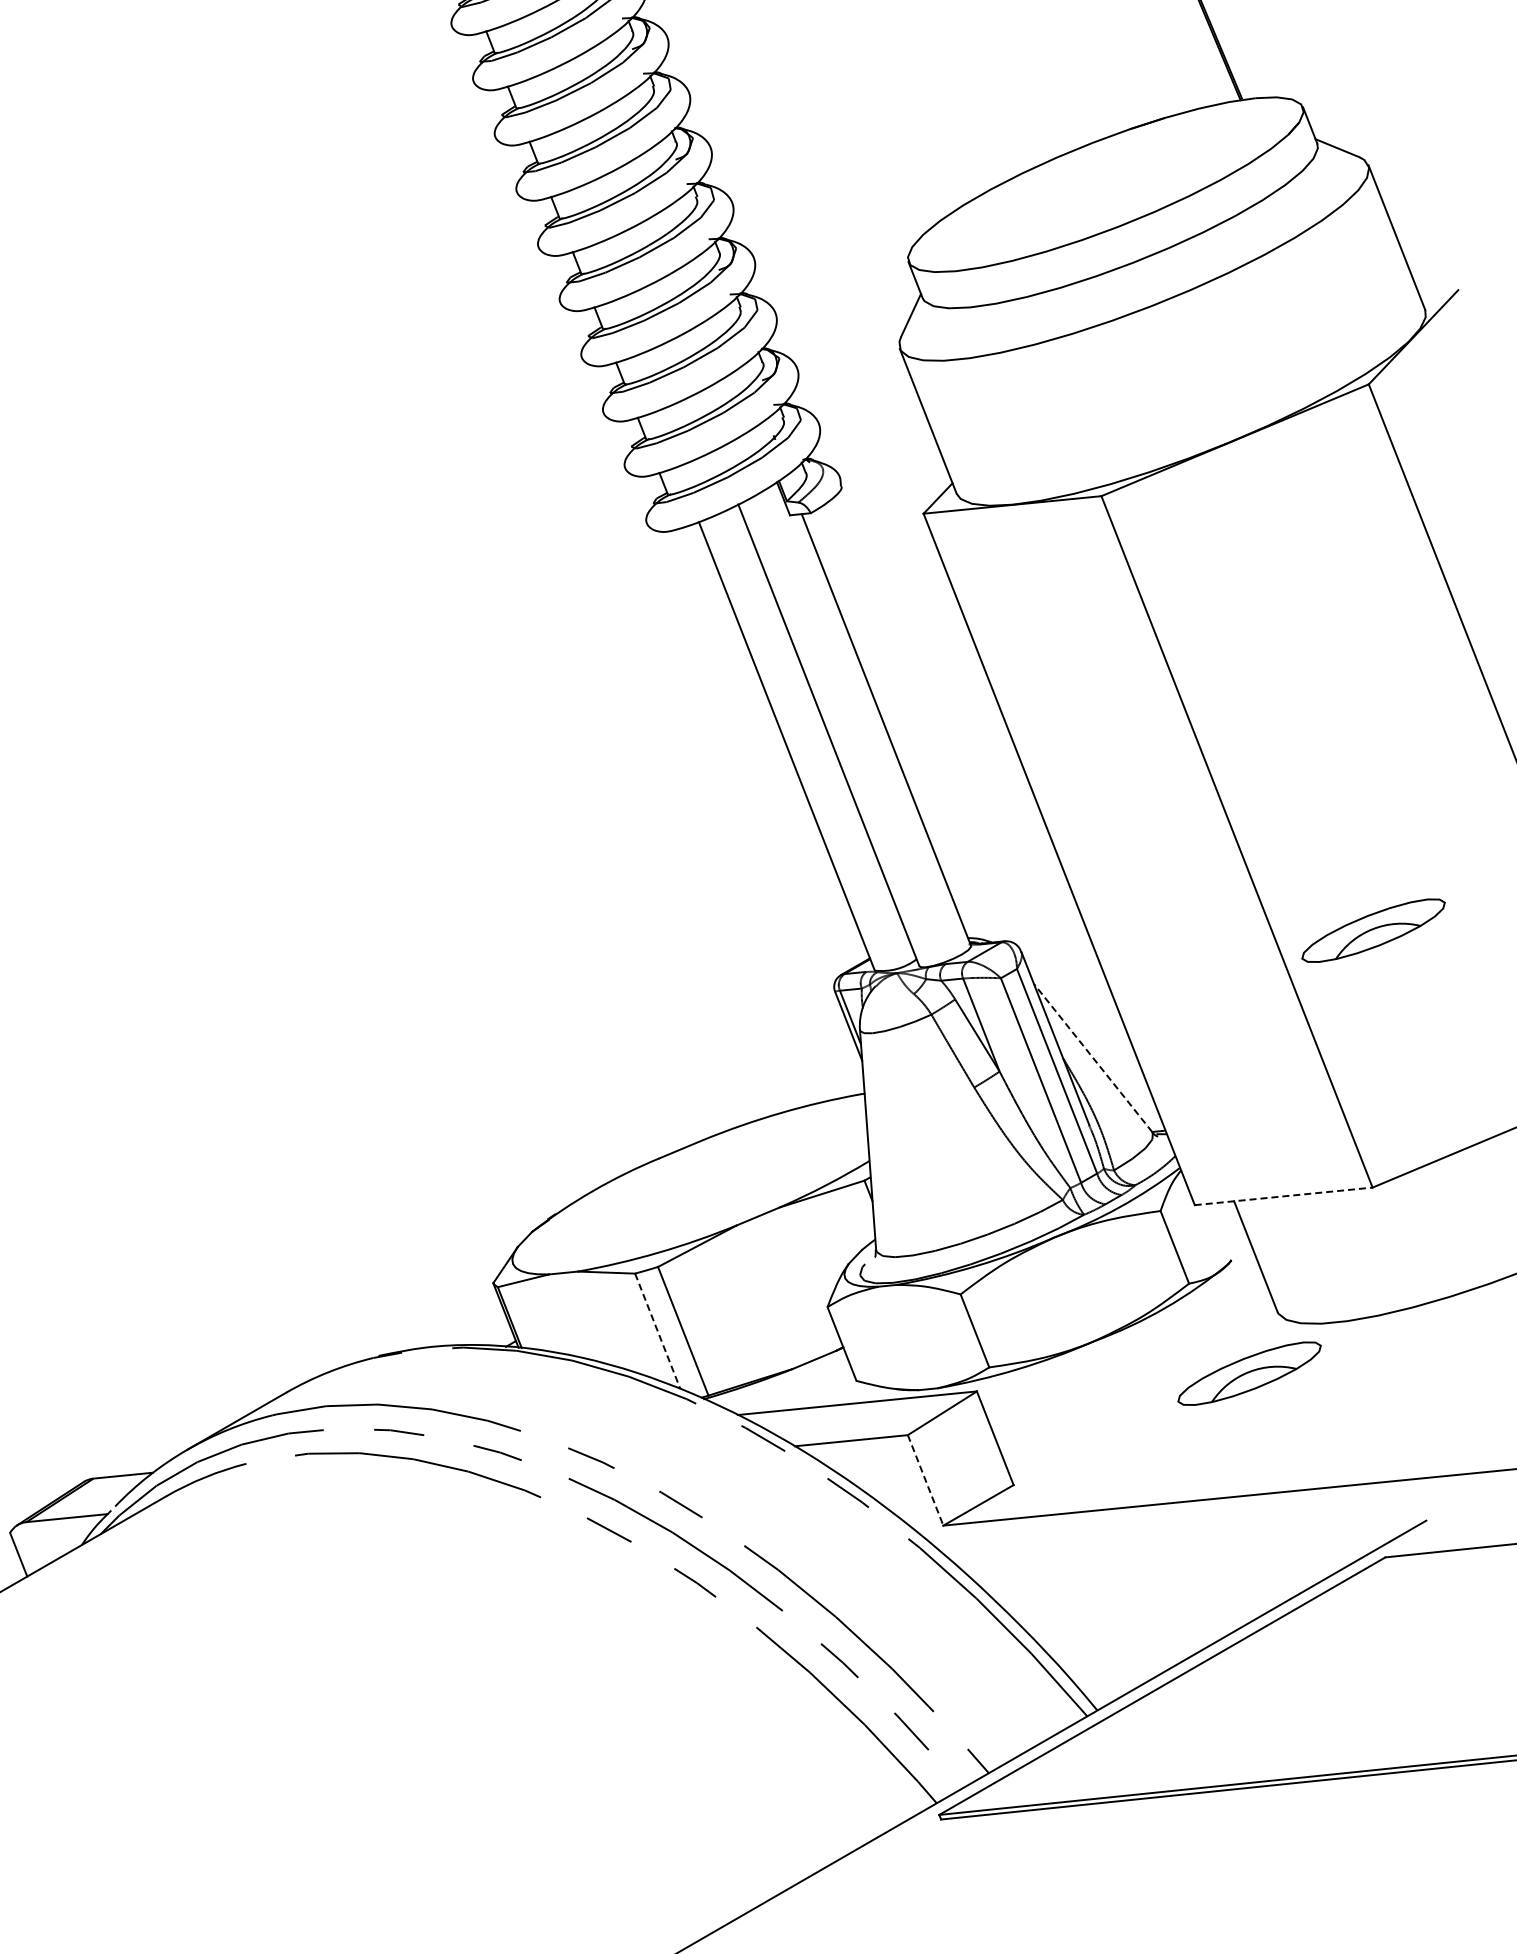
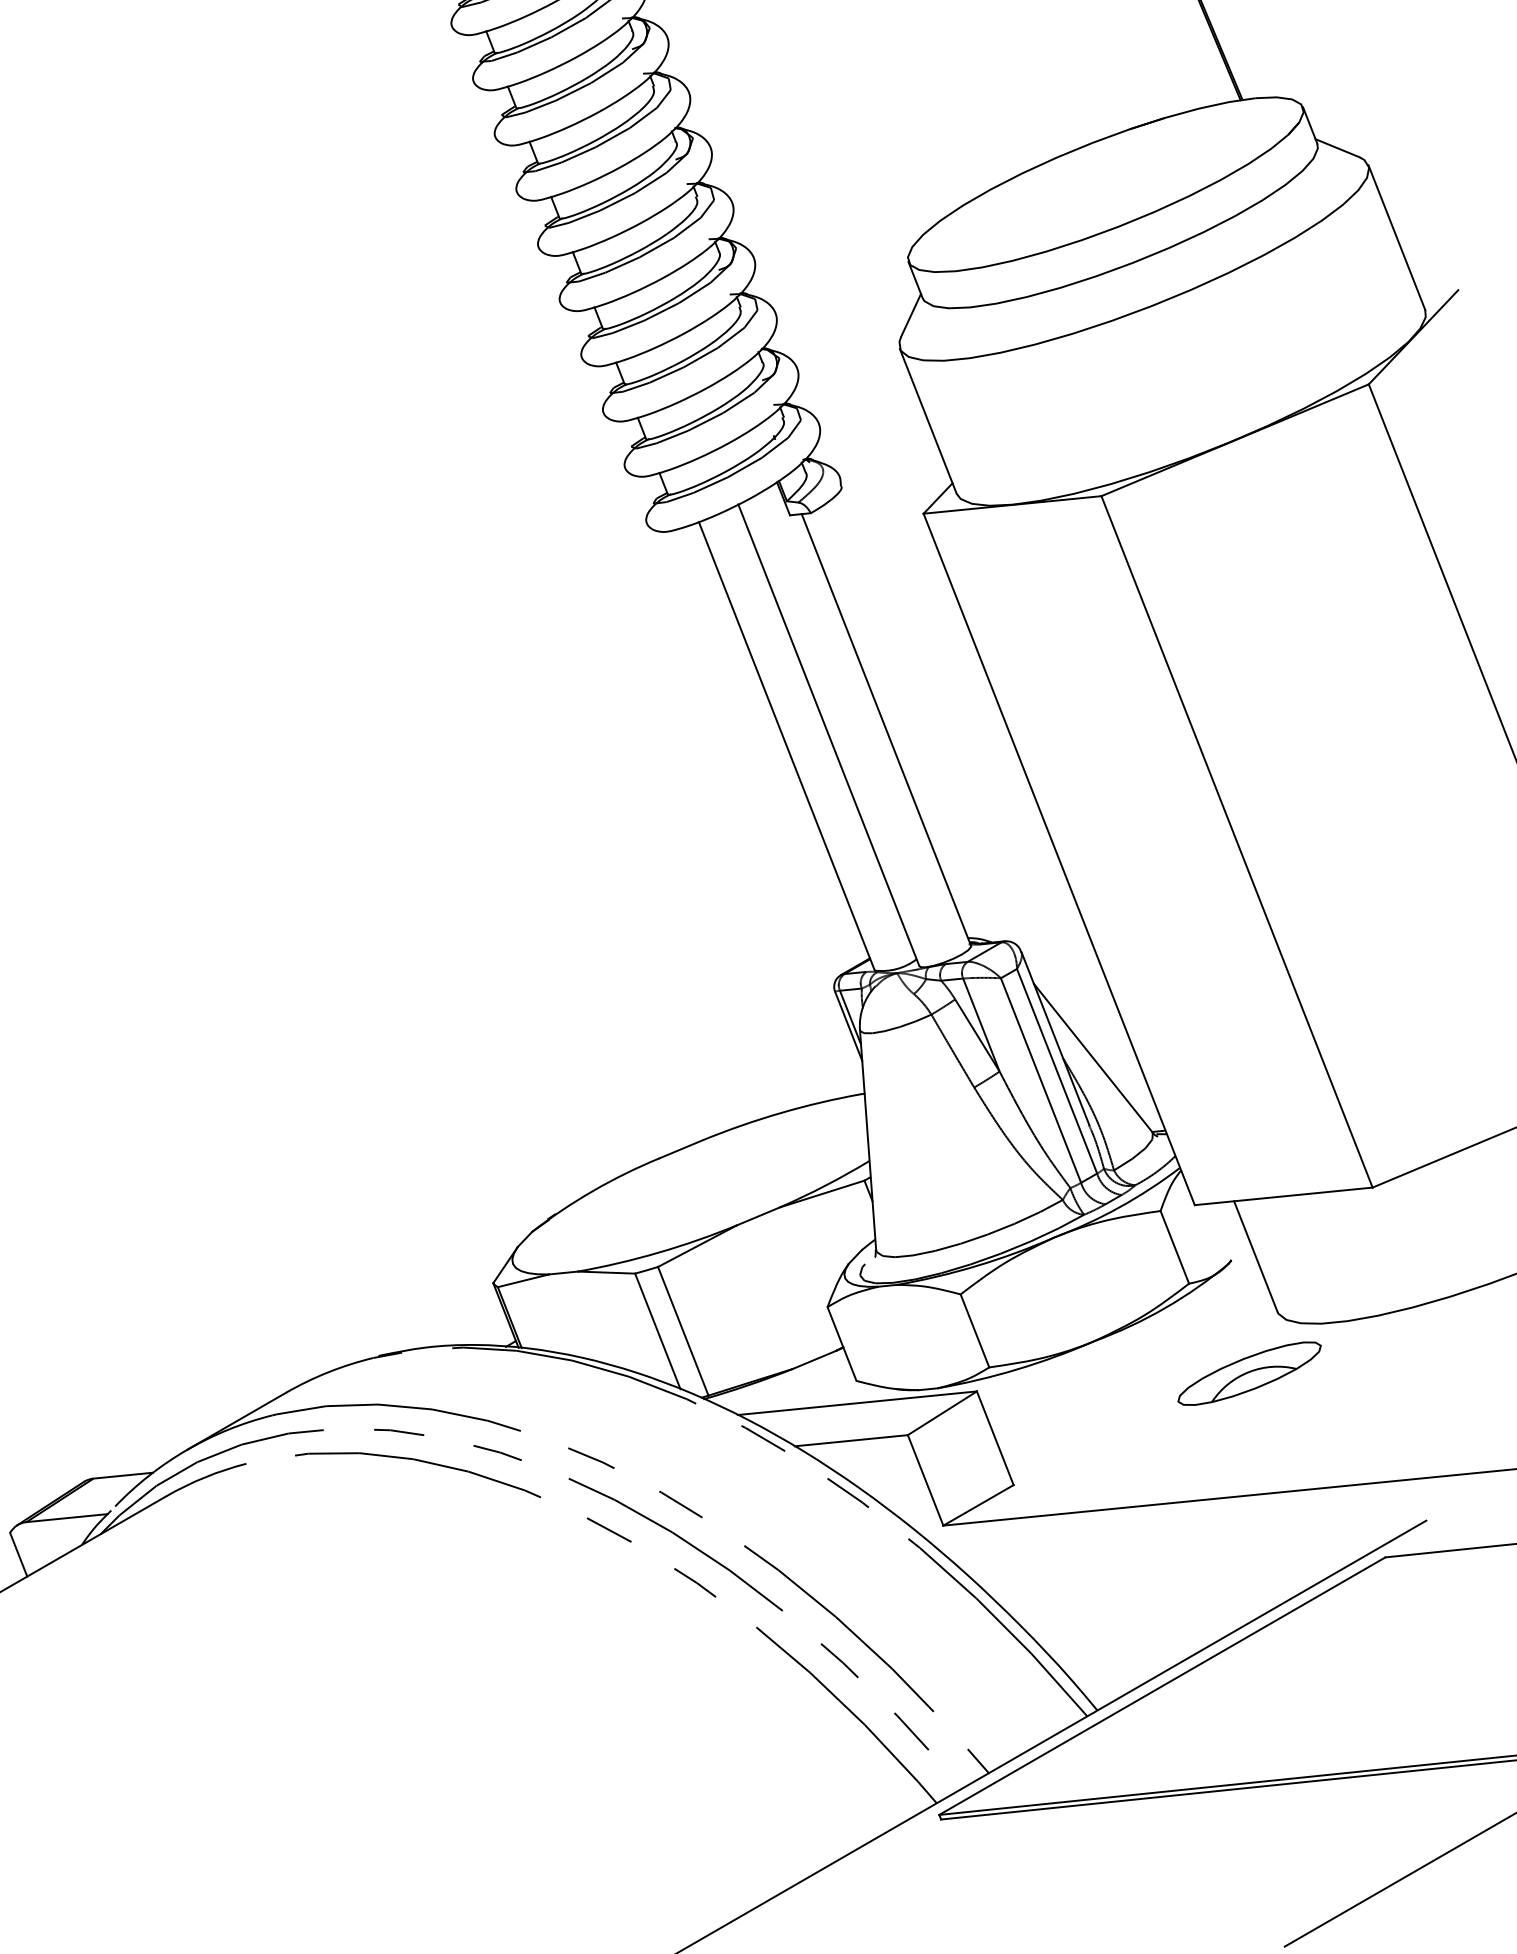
part: present -> none (1373, 930)
line: dashed -> solid (1093, 1057)
line: dashed -> solid (1284, 1196)
line: dashed -> solid (657, 1331)
line: dashed -> solid (925, 1480)
line: none -> present (1398, 1880)
